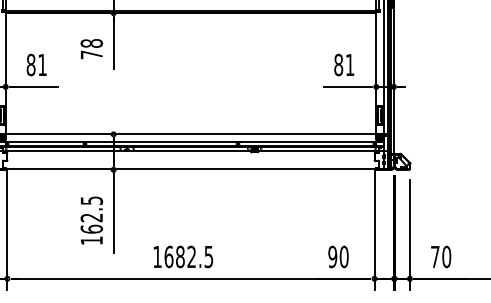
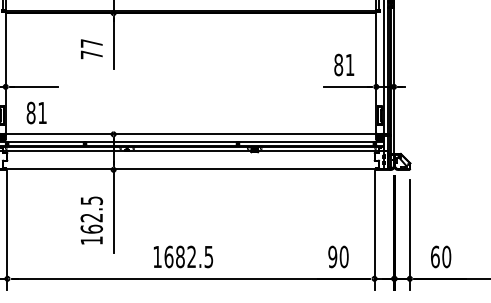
text: 78 -> 77 (91, 43)
text position: (36, 64) -> (36, 112) (36, 112)
text: 70 -> 60 (435, 256)
